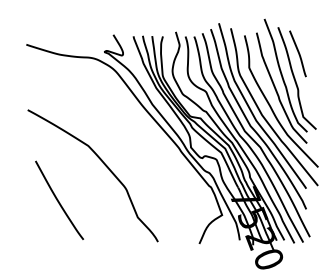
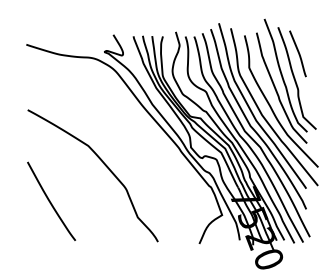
curve position: (58, 199) -> (50, 200) (50, 200)
